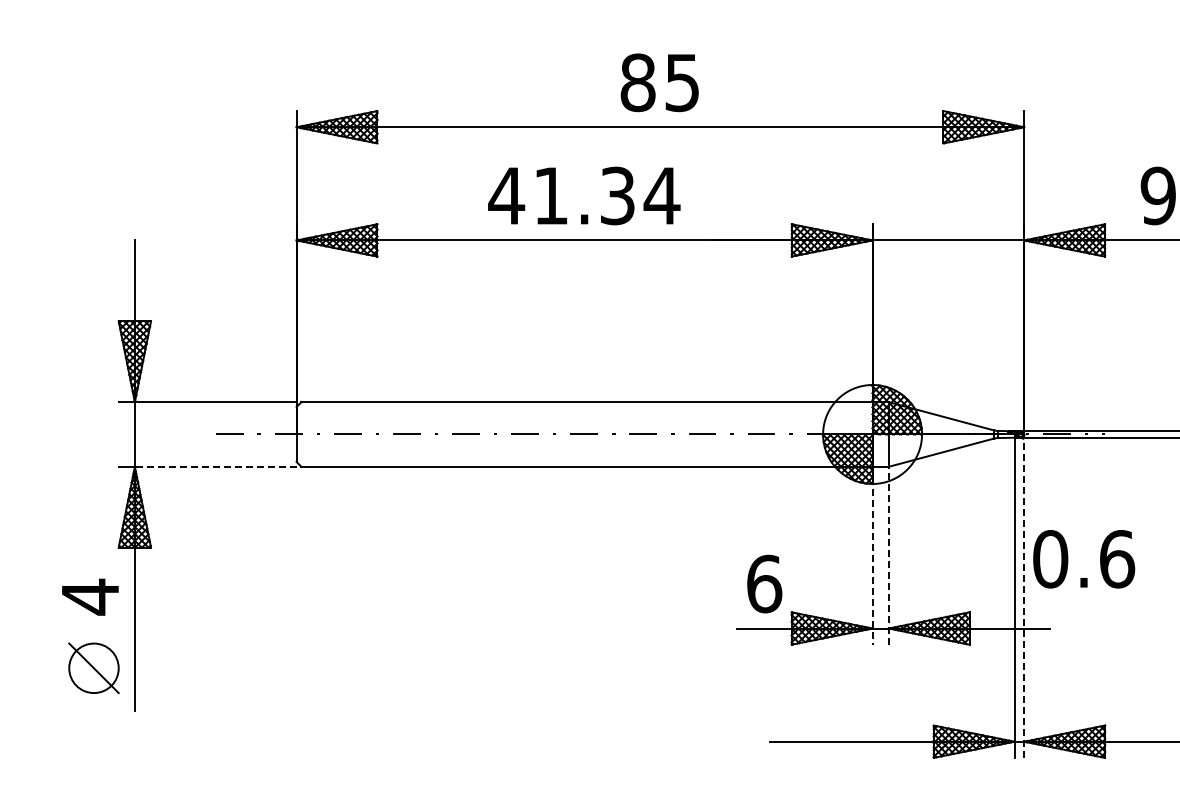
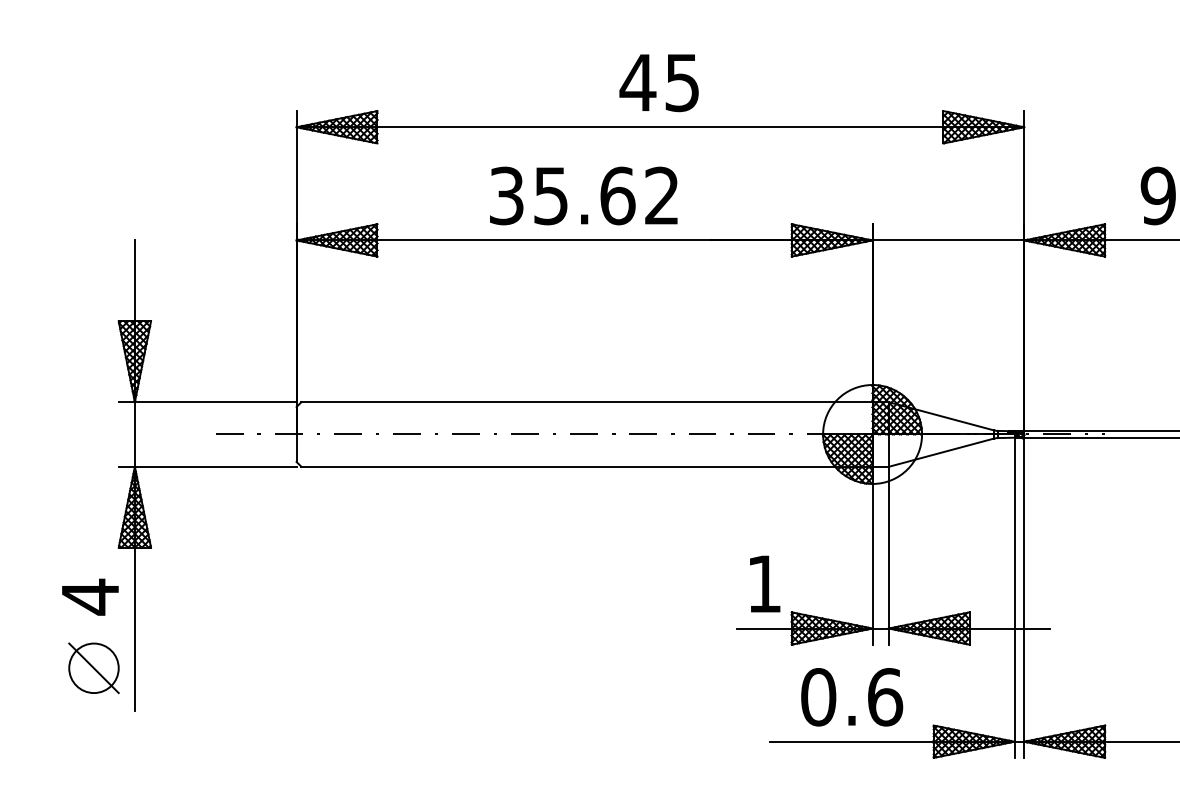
text: 85 -> 45 (637, 82)
text: 41.34 -> 35.62 (584, 195)
line: dashed -> solid (215, 466)
line: dashed -> solid (872, 555)
line: dashed -> solid (888, 555)
text position: (1084, 559) -> (852, 697) (852, 697)
text: 6 -> 1 (764, 583)
line: dashed -> solid (1024, 597)
